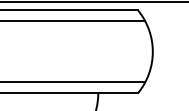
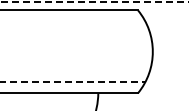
line: solid -> dashed (94, 1)
line: present -> none (73, 21)
line: solid -> dashed (73, 82)
